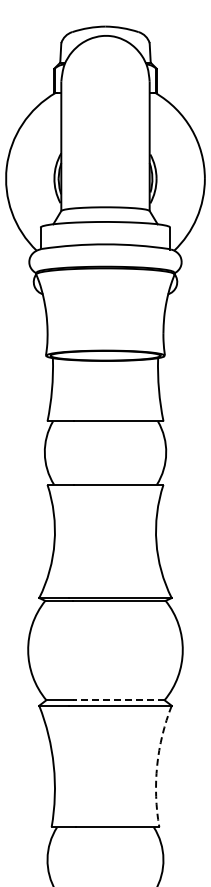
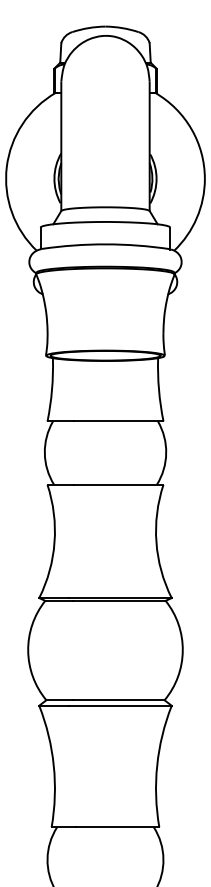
line: dashed -> solid (118, 700)
arc: dashed -> solid (157, 765)
